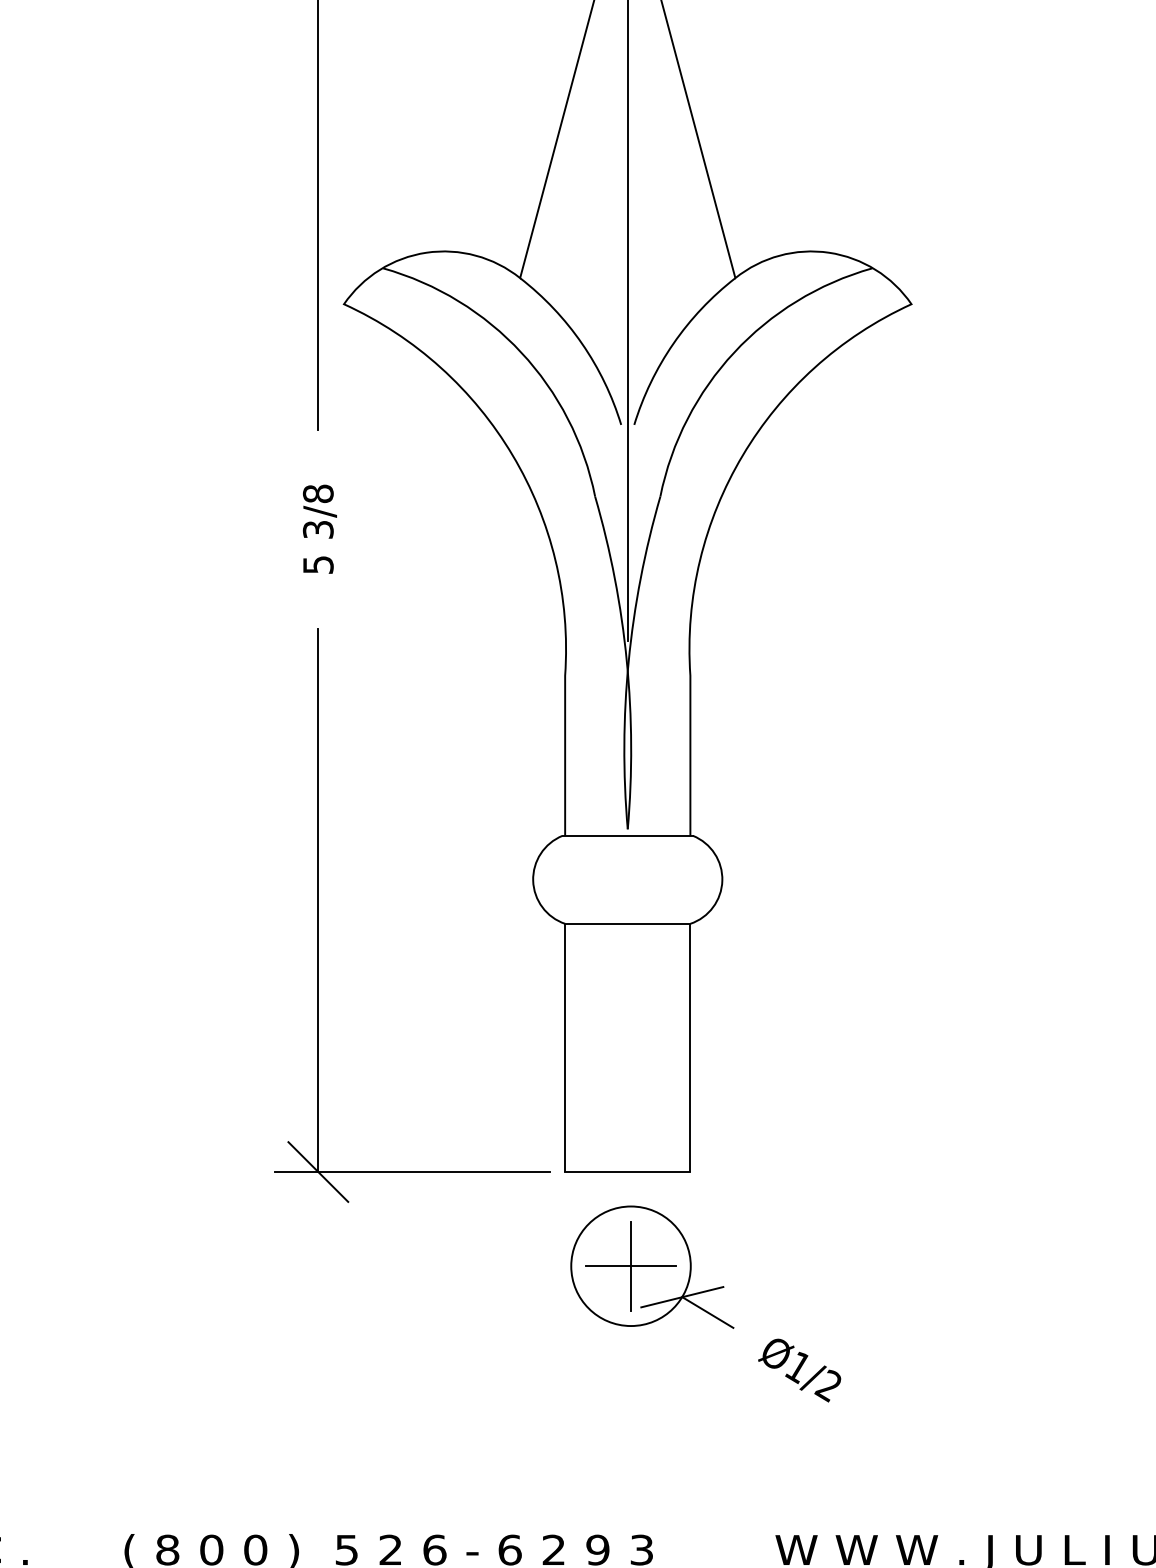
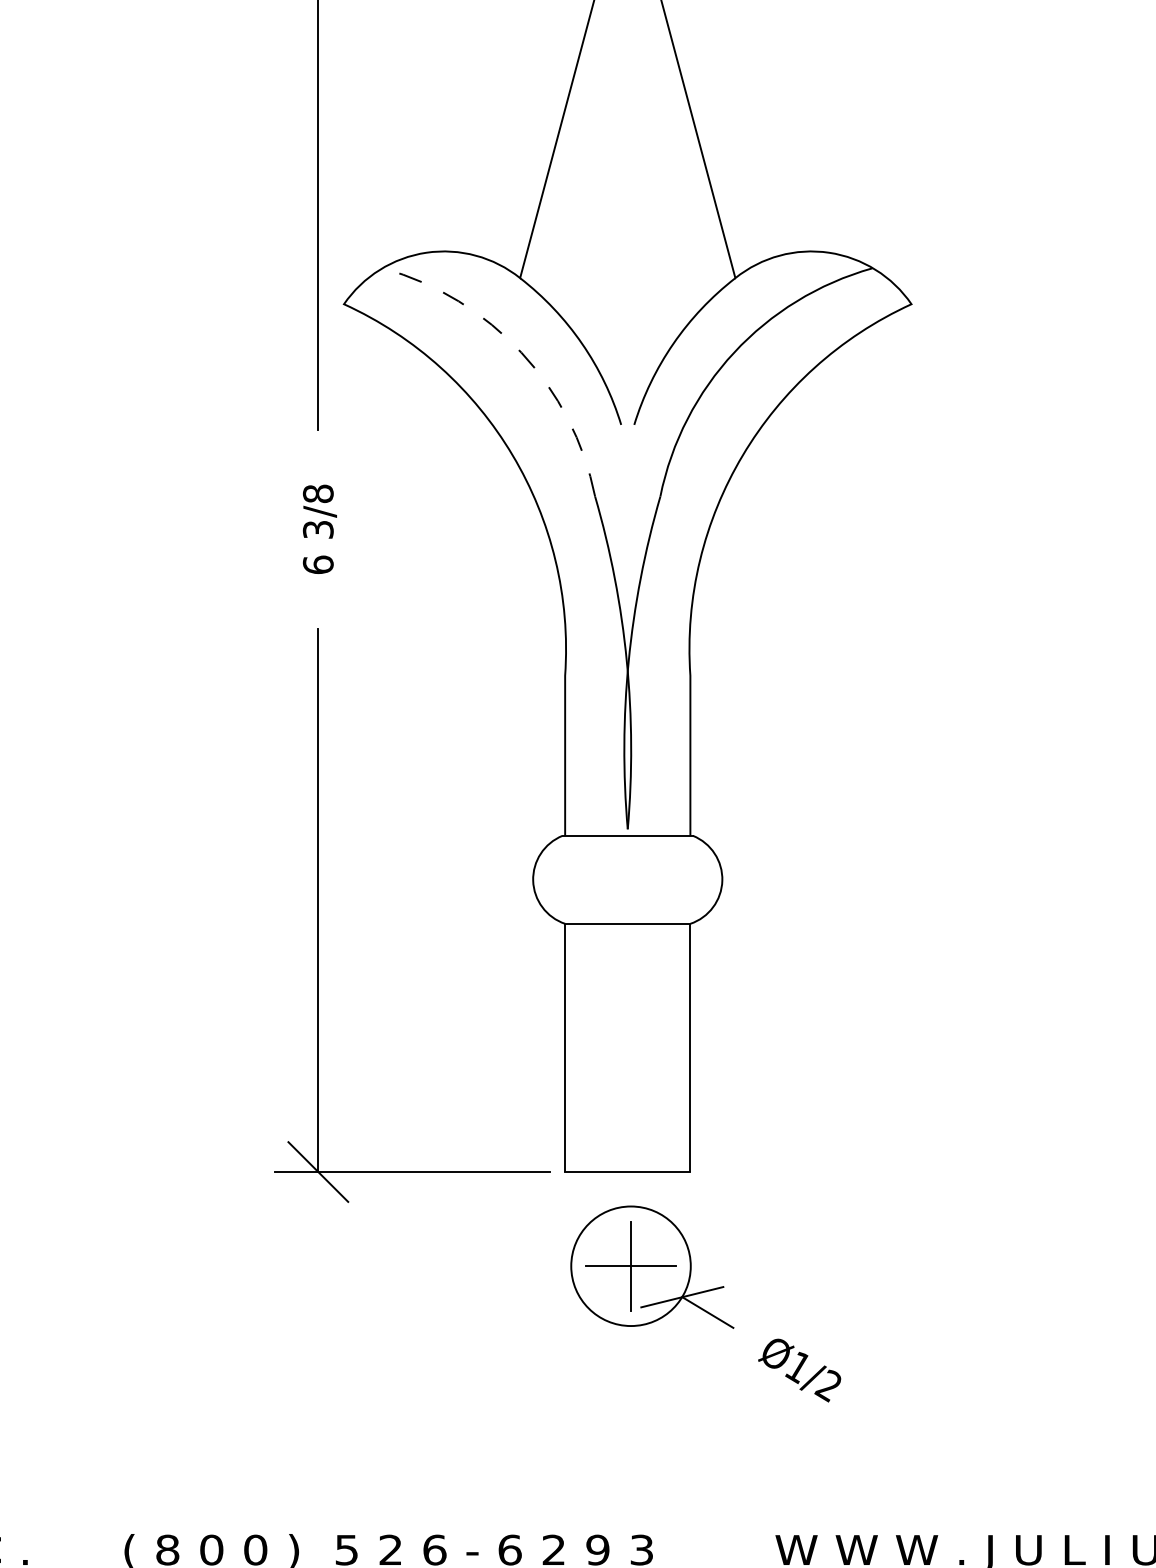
line: present -> none (627, 321)
arc: solid -> dashed (521, 352)
text: 5 -> 6 (317, 564)
